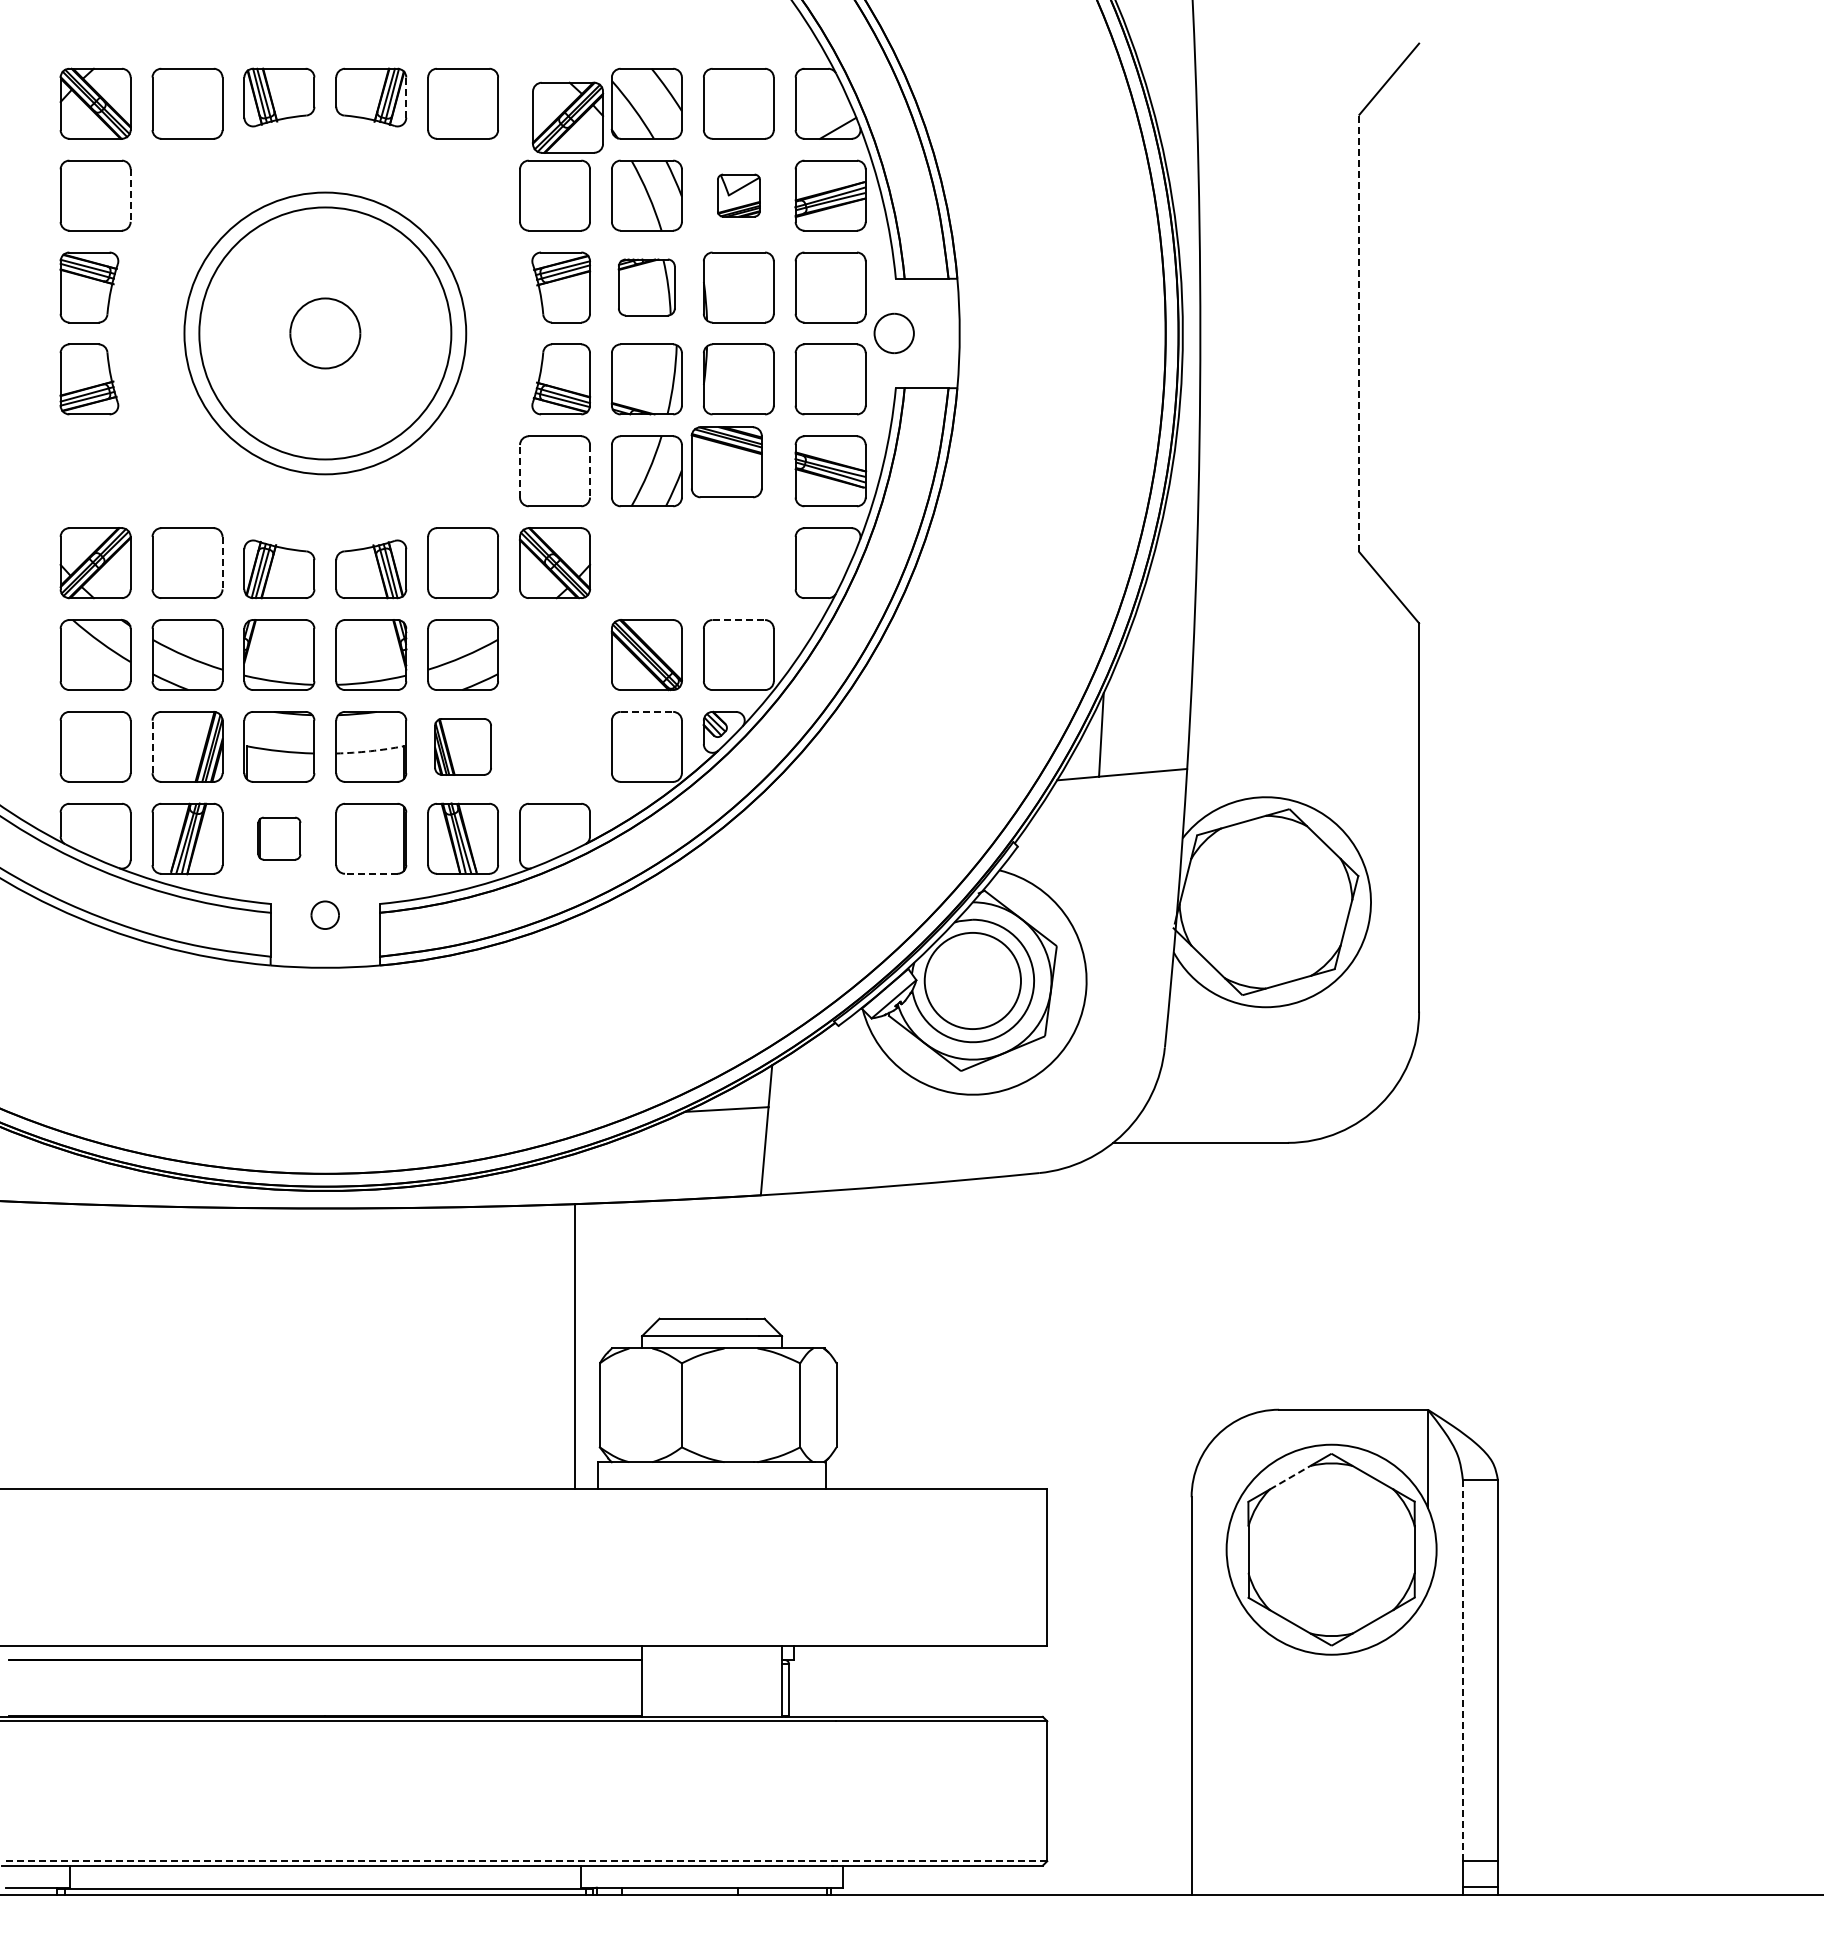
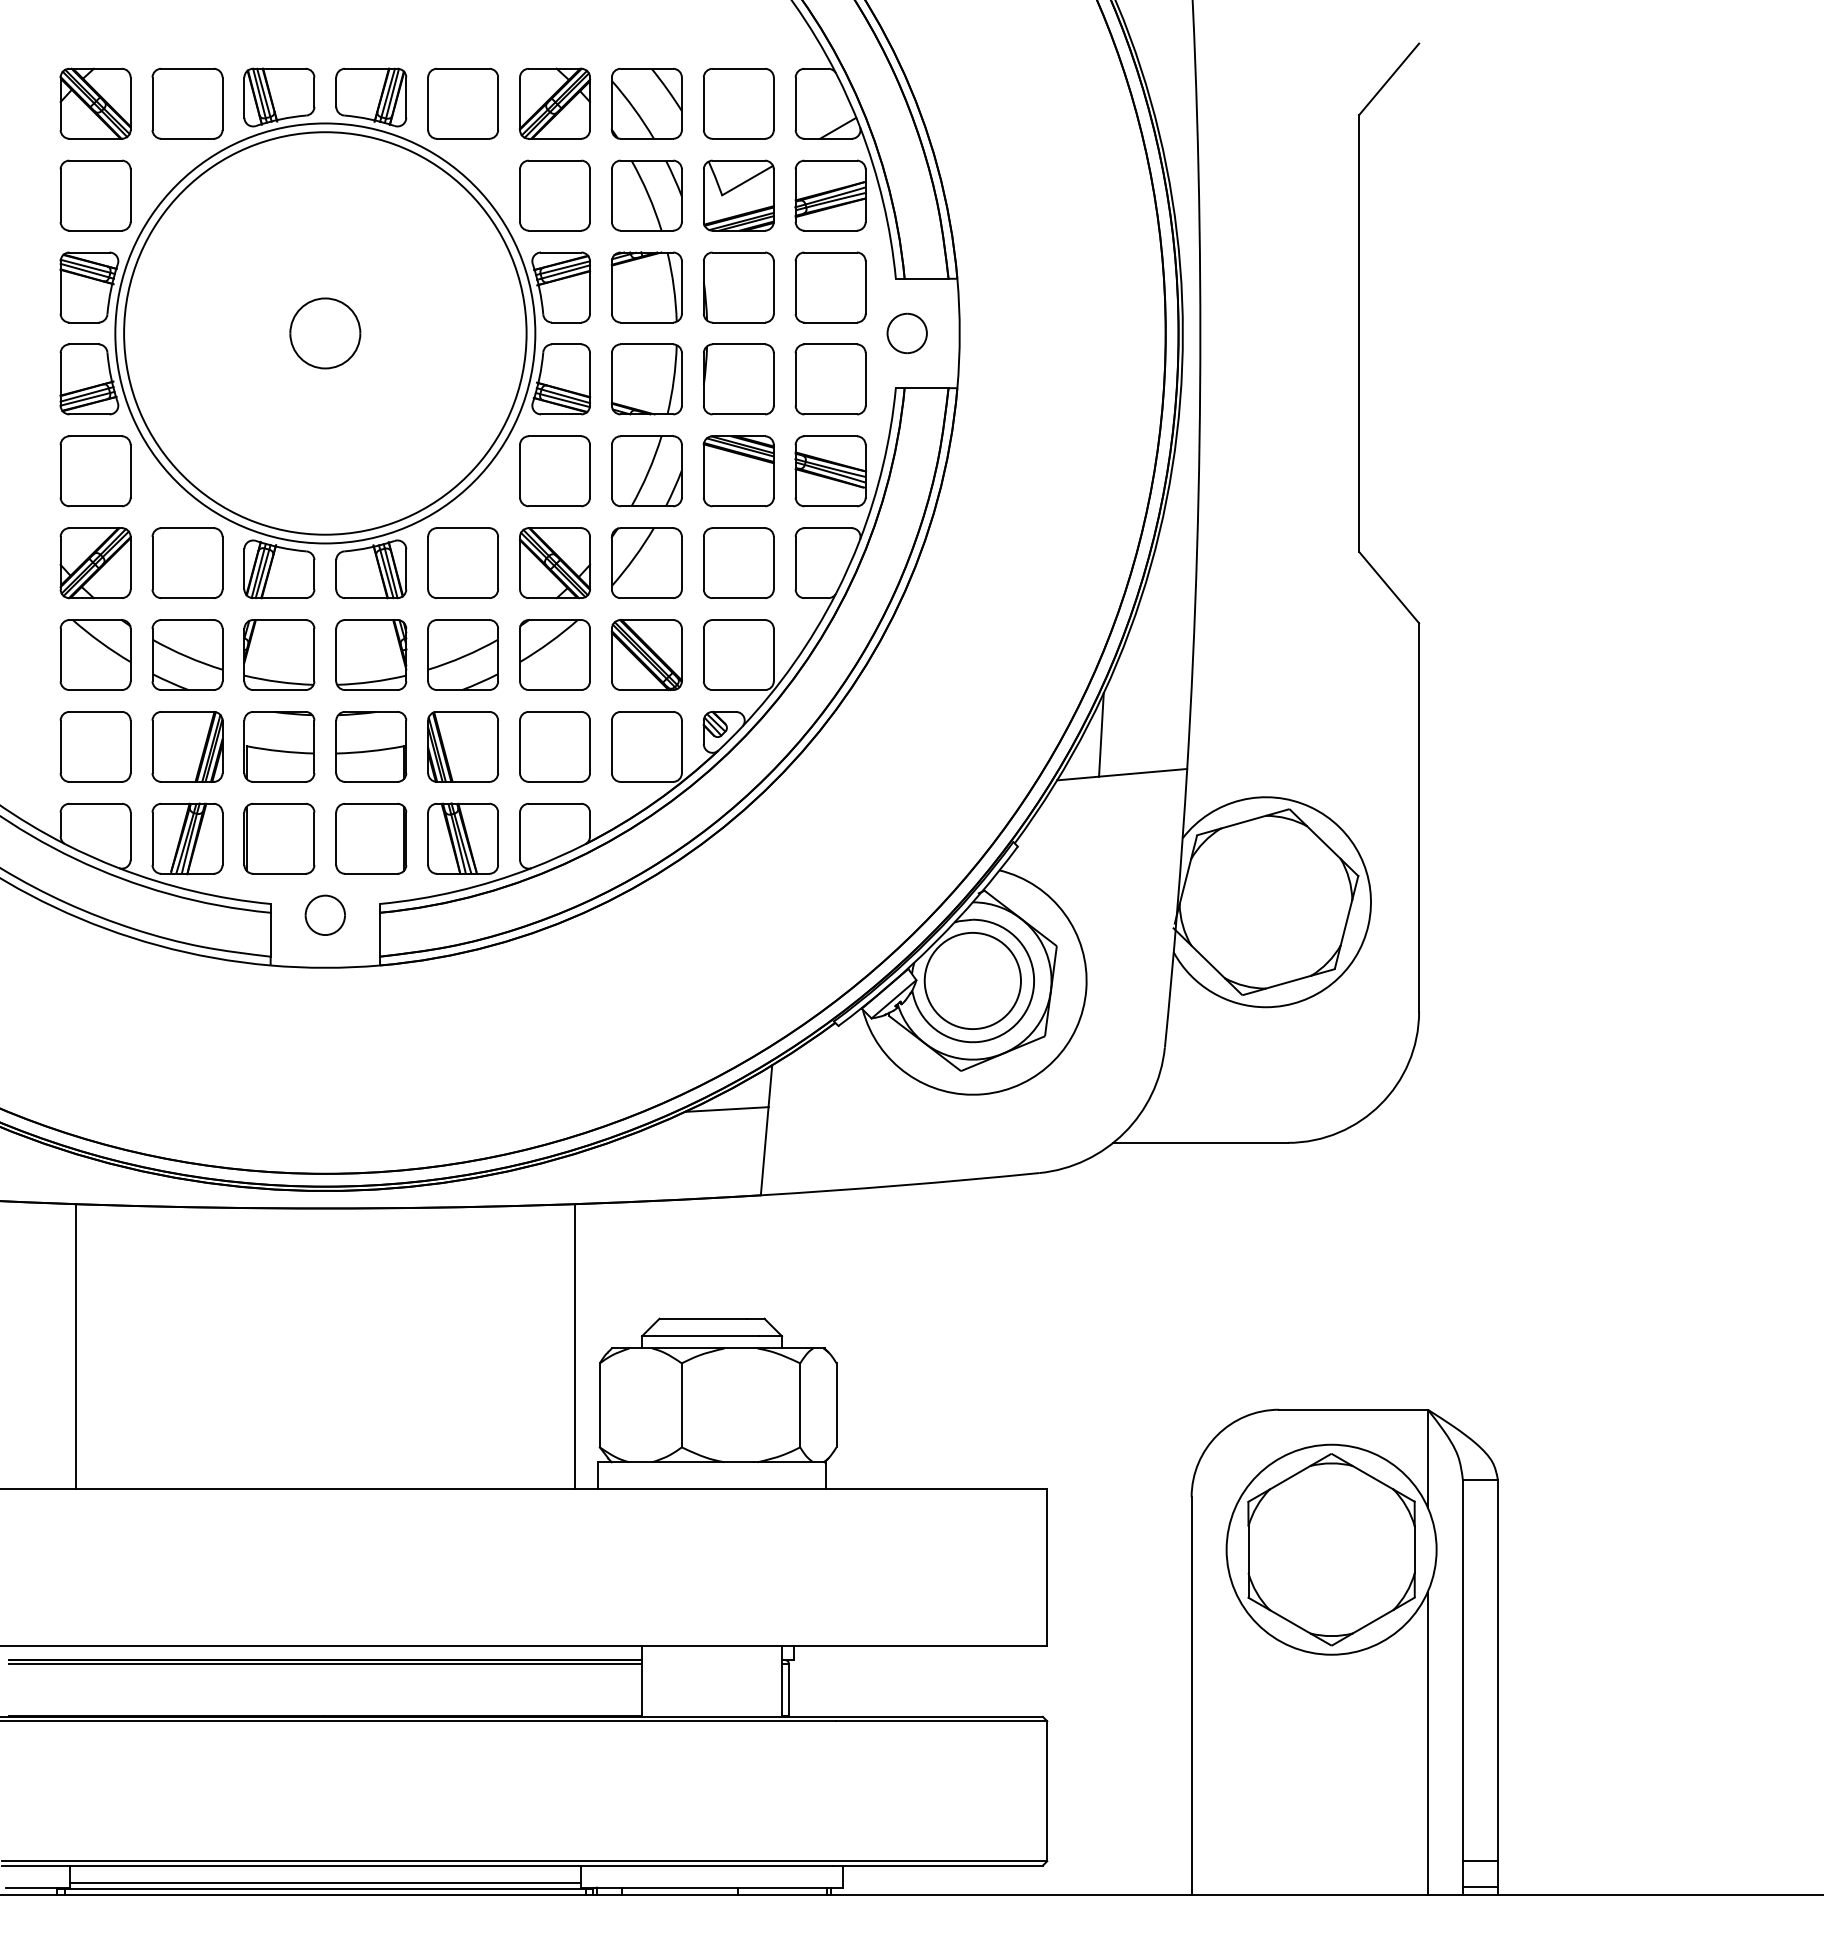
line: dashed -> solid (406, 98)
part position: (568, 117) -> (555, 103) (555, 103)
part size: 44x45 px -> 72x73 px (738, 195)
line: dashed -> solid (130, 196)
part size: 59x59 px -> 73x73 px (646, 287)
part position: (893, 332) -> (906, 332) (906, 332)
circle diameter: 252 px -> 420 px (325, 333)
circle diameter: 282 px -> 403 px (325, 333)
line: dashed -> solid (1359, 333)
part position: (726, 462) -> (738, 471) (738, 471)
line: dashed -> solid (520, 470)
part: none -> present (95, 471)
line: dashed -> solid (590, 471)
part: none -> present (646, 562)
part: none -> present (738, 562)
line: dashed -> solid (222, 563)
line: dashed -> solid (739, 620)
part: none -> present (554, 654)
line: dashed -> solid (647, 711)
line: dashed -> solid (152, 746)
part size: 58x58 px -> 72x72 px (462, 746)
part: none -> present (554, 746)
arc: dashed -> solid (370, 751)
part size: 45x45 px -> 73x73 px (279, 838)
line: dashed -> solid (370, 873)
part size: 30x30 px -> 42x42 px (324, 914)
line: none -> present (75, 1346)
line: dashed -> solid (1290, 1477)
line: none -> present (325, 1664)
line: dashed -> solid (1462, 1670)
line: none -> present (1427, 1743)
line: dashed -> solid (524, 1861)
line: none -> present (324, 1883)
